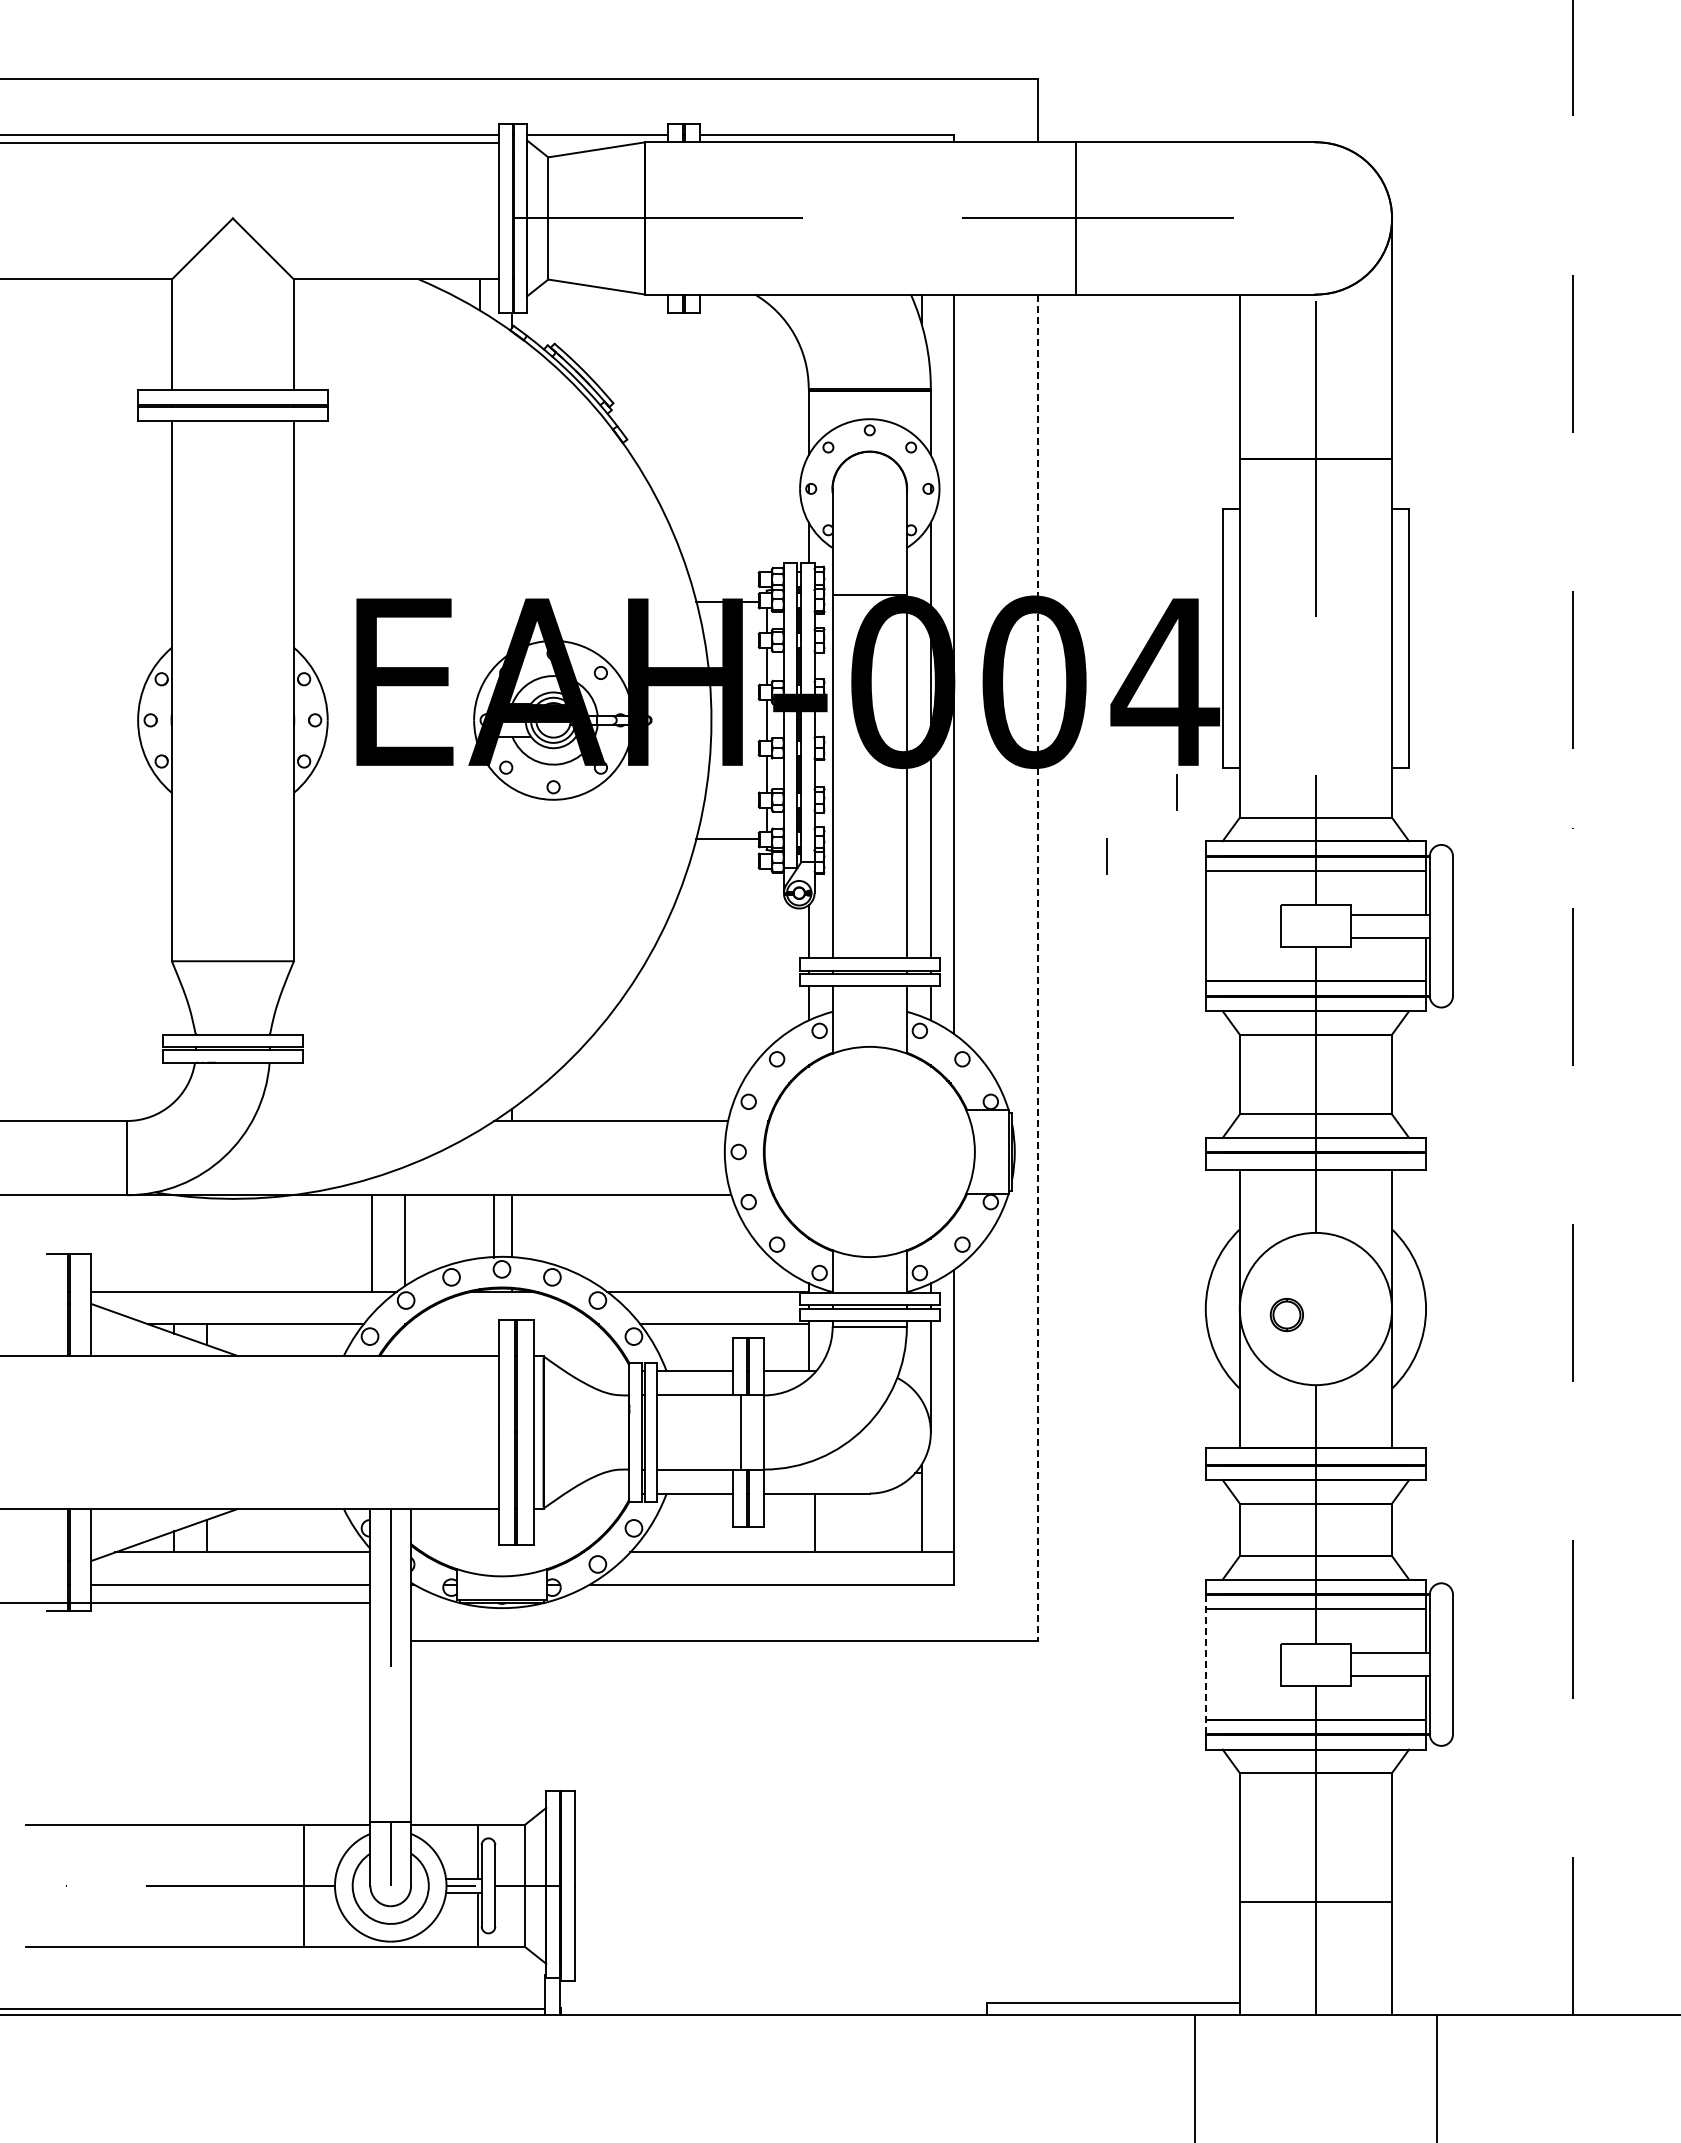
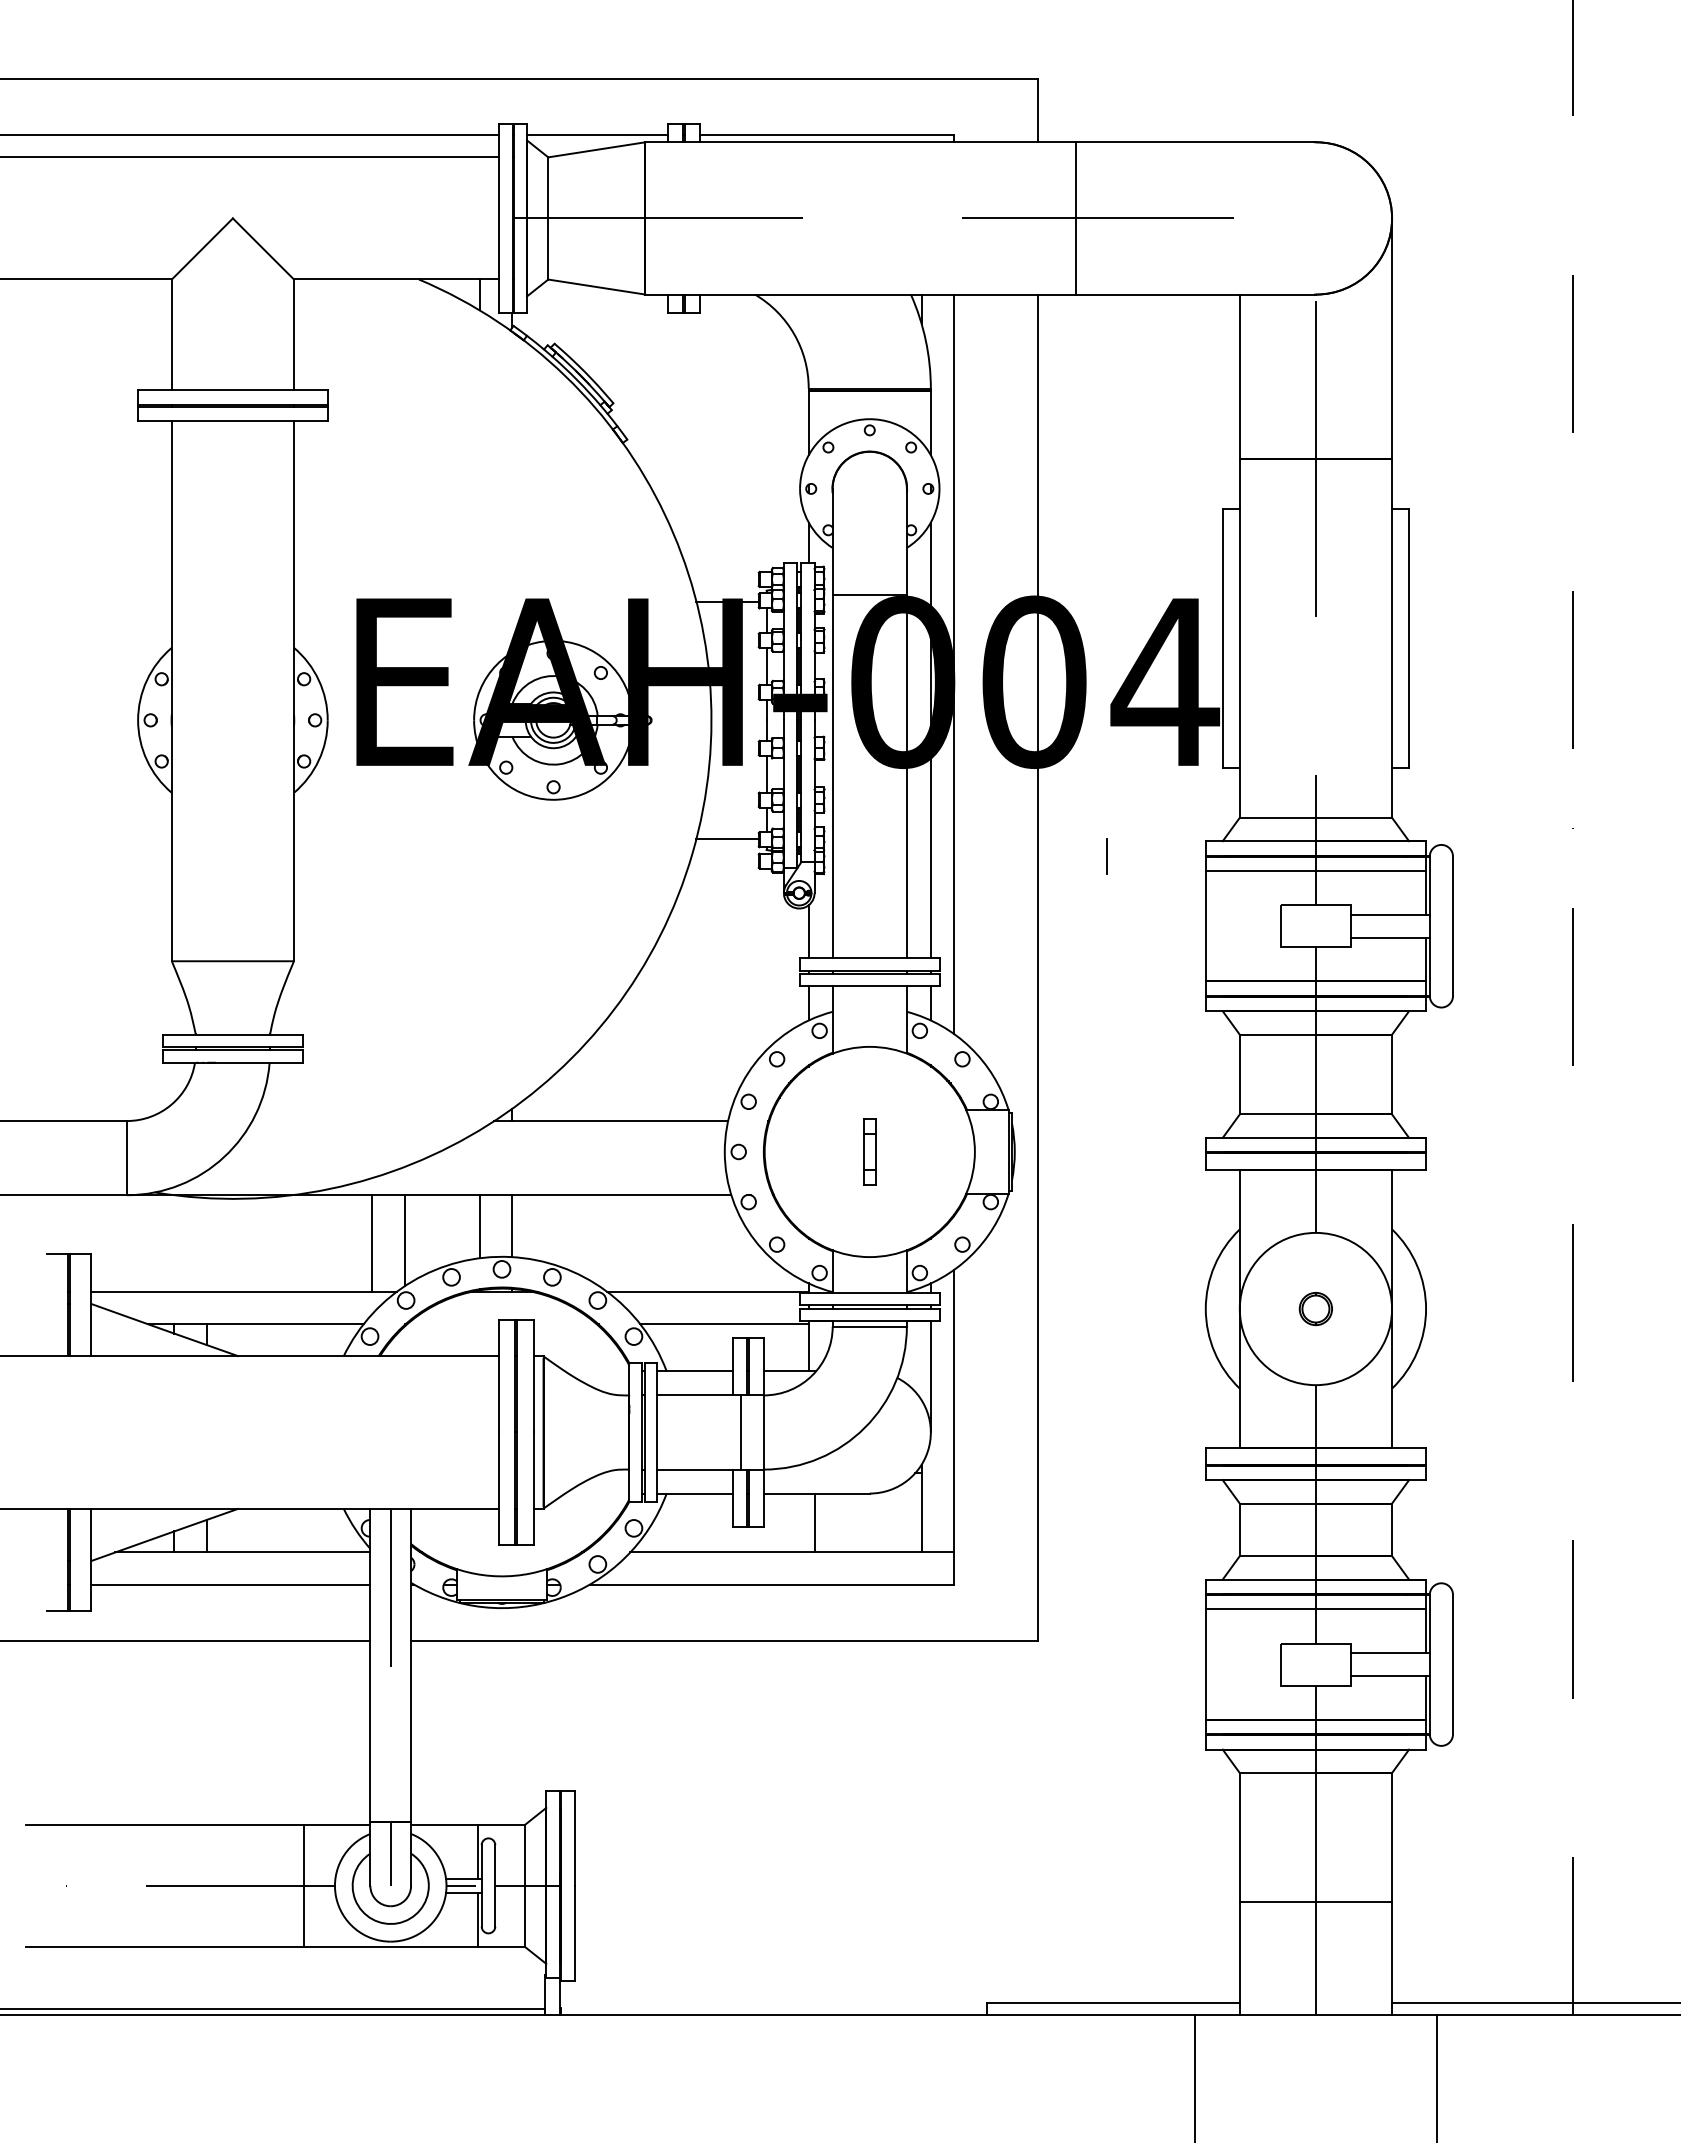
line position: (250, 143) -> (250, 157) (250, 157)
line: present -> none (1176, 792)
line: dashed -> solid (1037, 967)
part: none -> present (869, 1151)
line position: (493, 1226) -> (479, 1226) (479, 1226)
part position: (1286, 1315) -> (1315, 1309) (1315, 1309)
line position: (186, 1602) -> (186, 1640) (186, 1640)
line: dashed -> solid (1205, 1664)
line: none -> present (1534, 2003)
